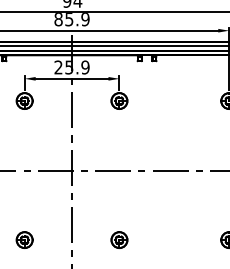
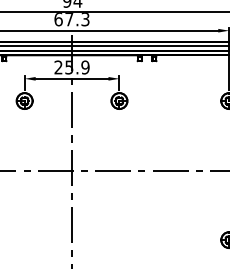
text: 85.9 -> 67.3 (71, 19)
part: present -> none (24, 239)
part: present -> none (119, 239)
